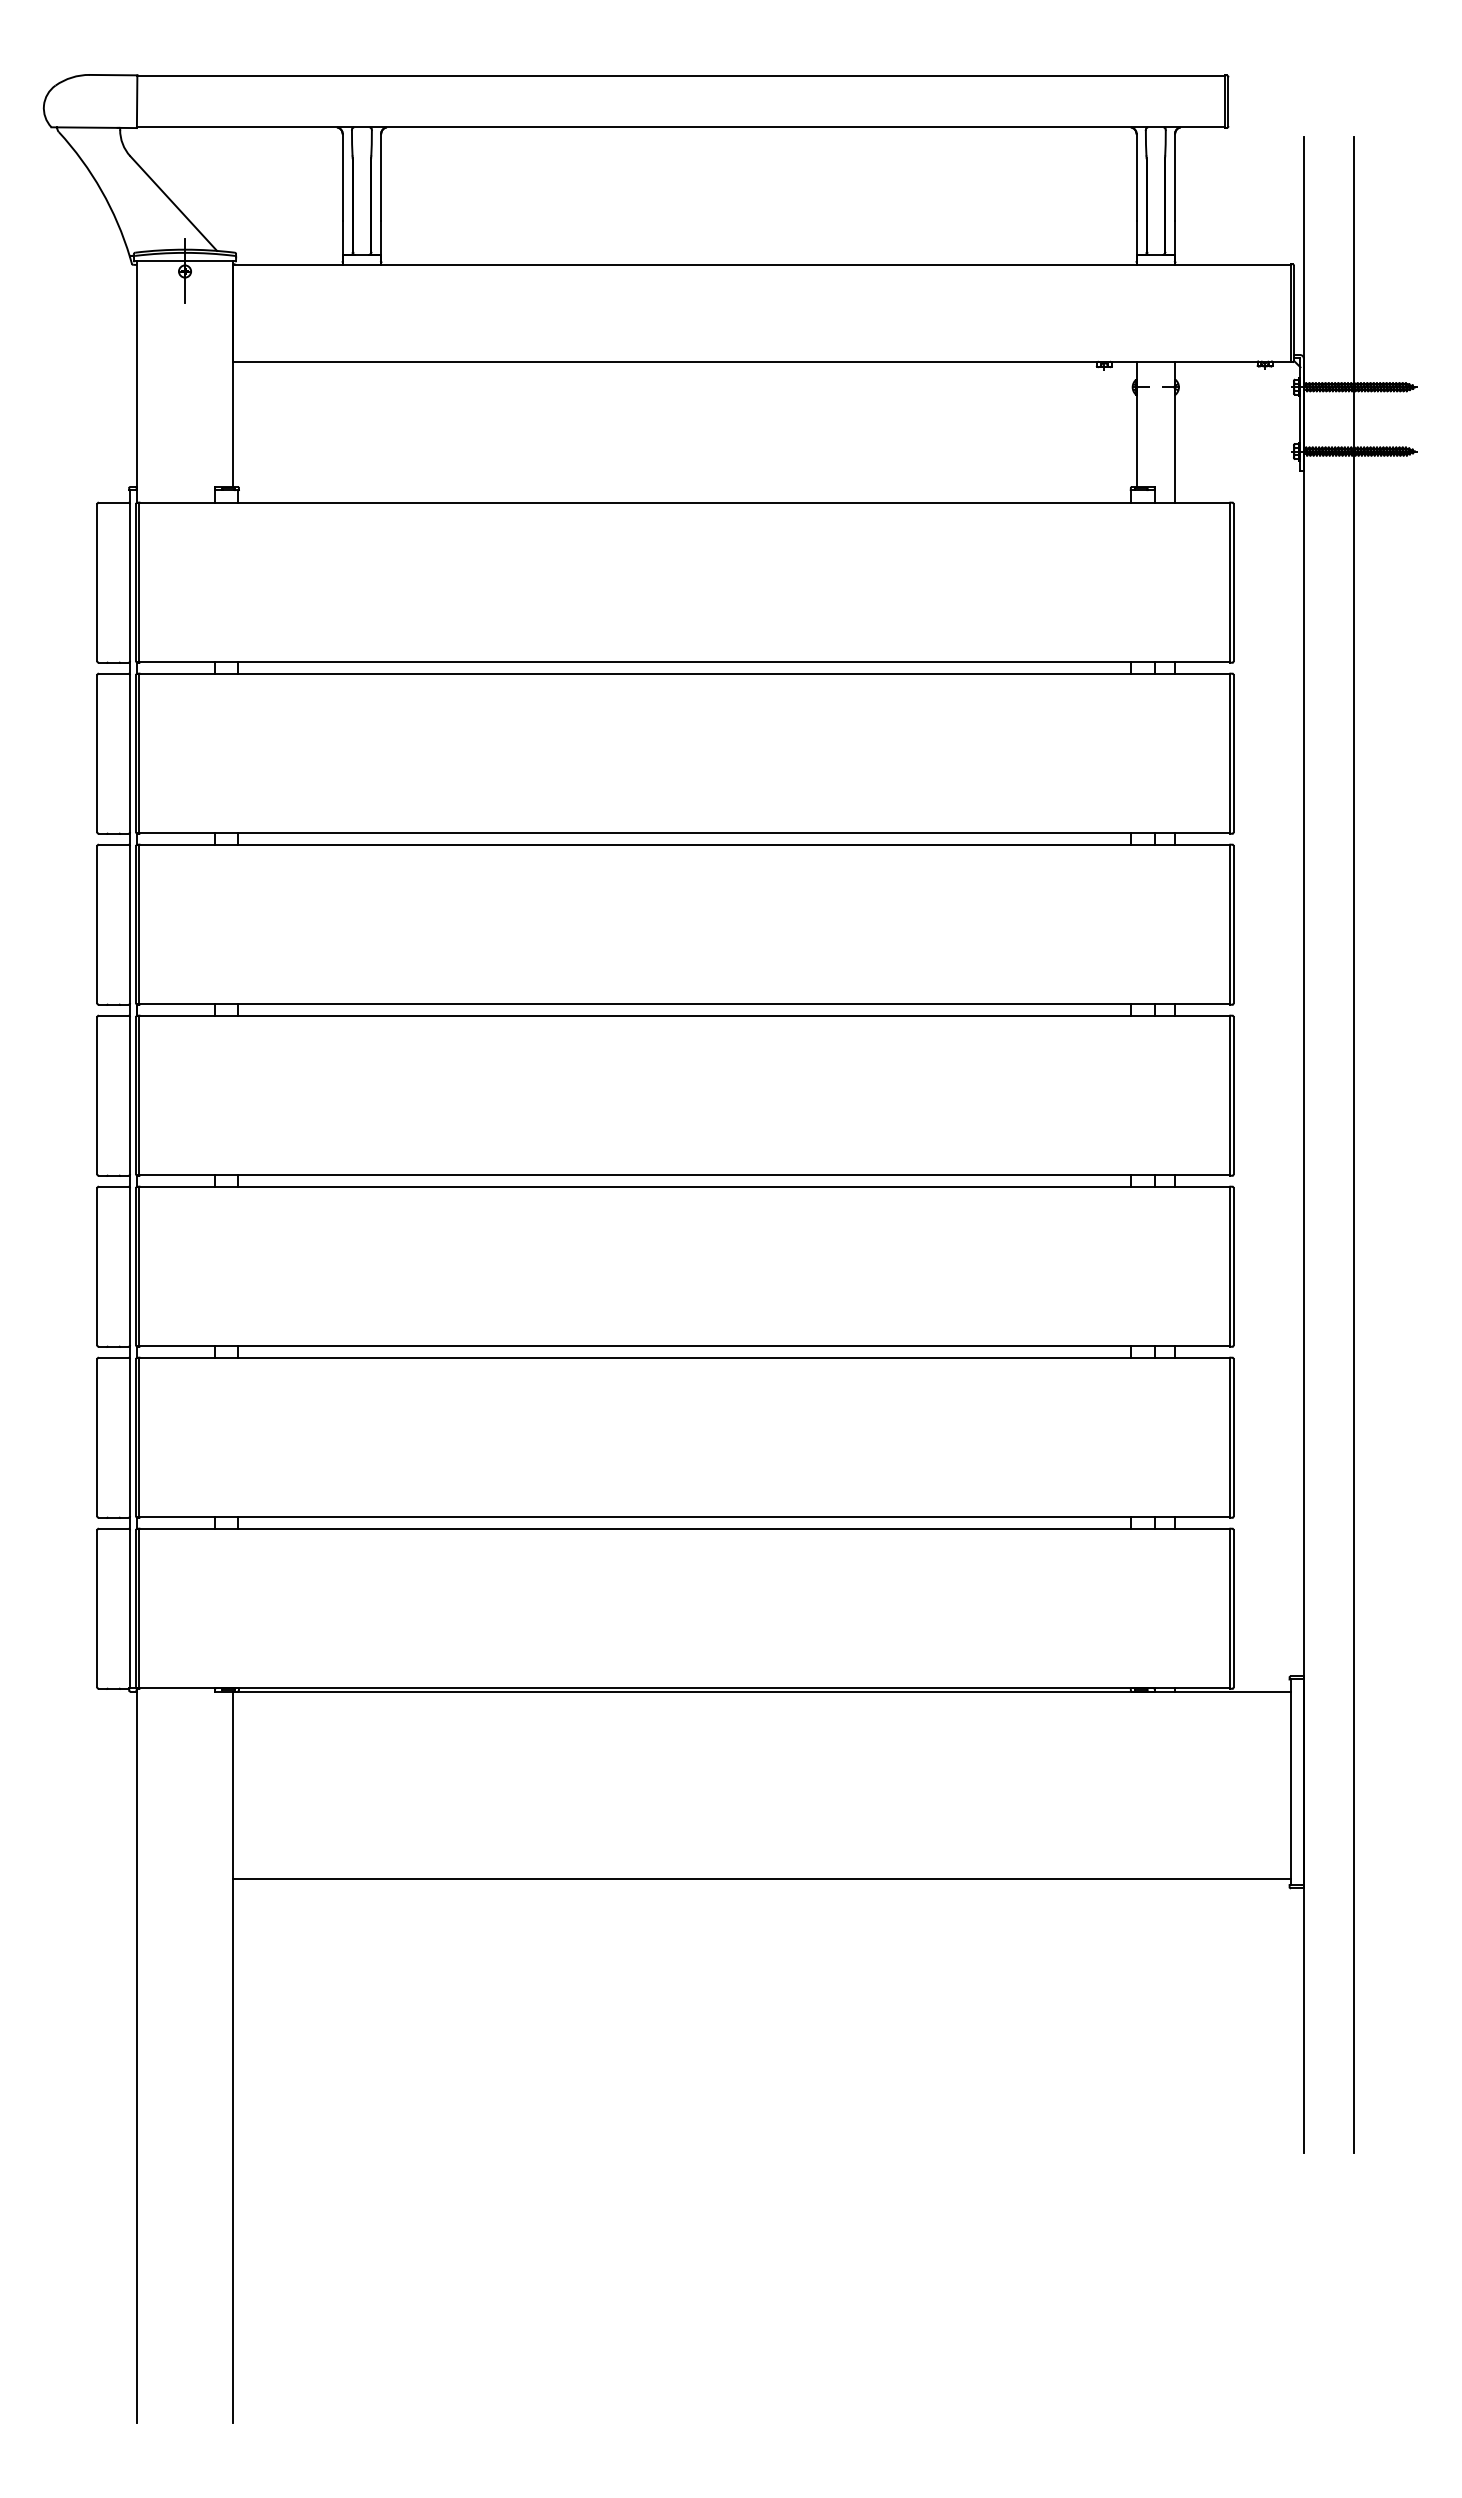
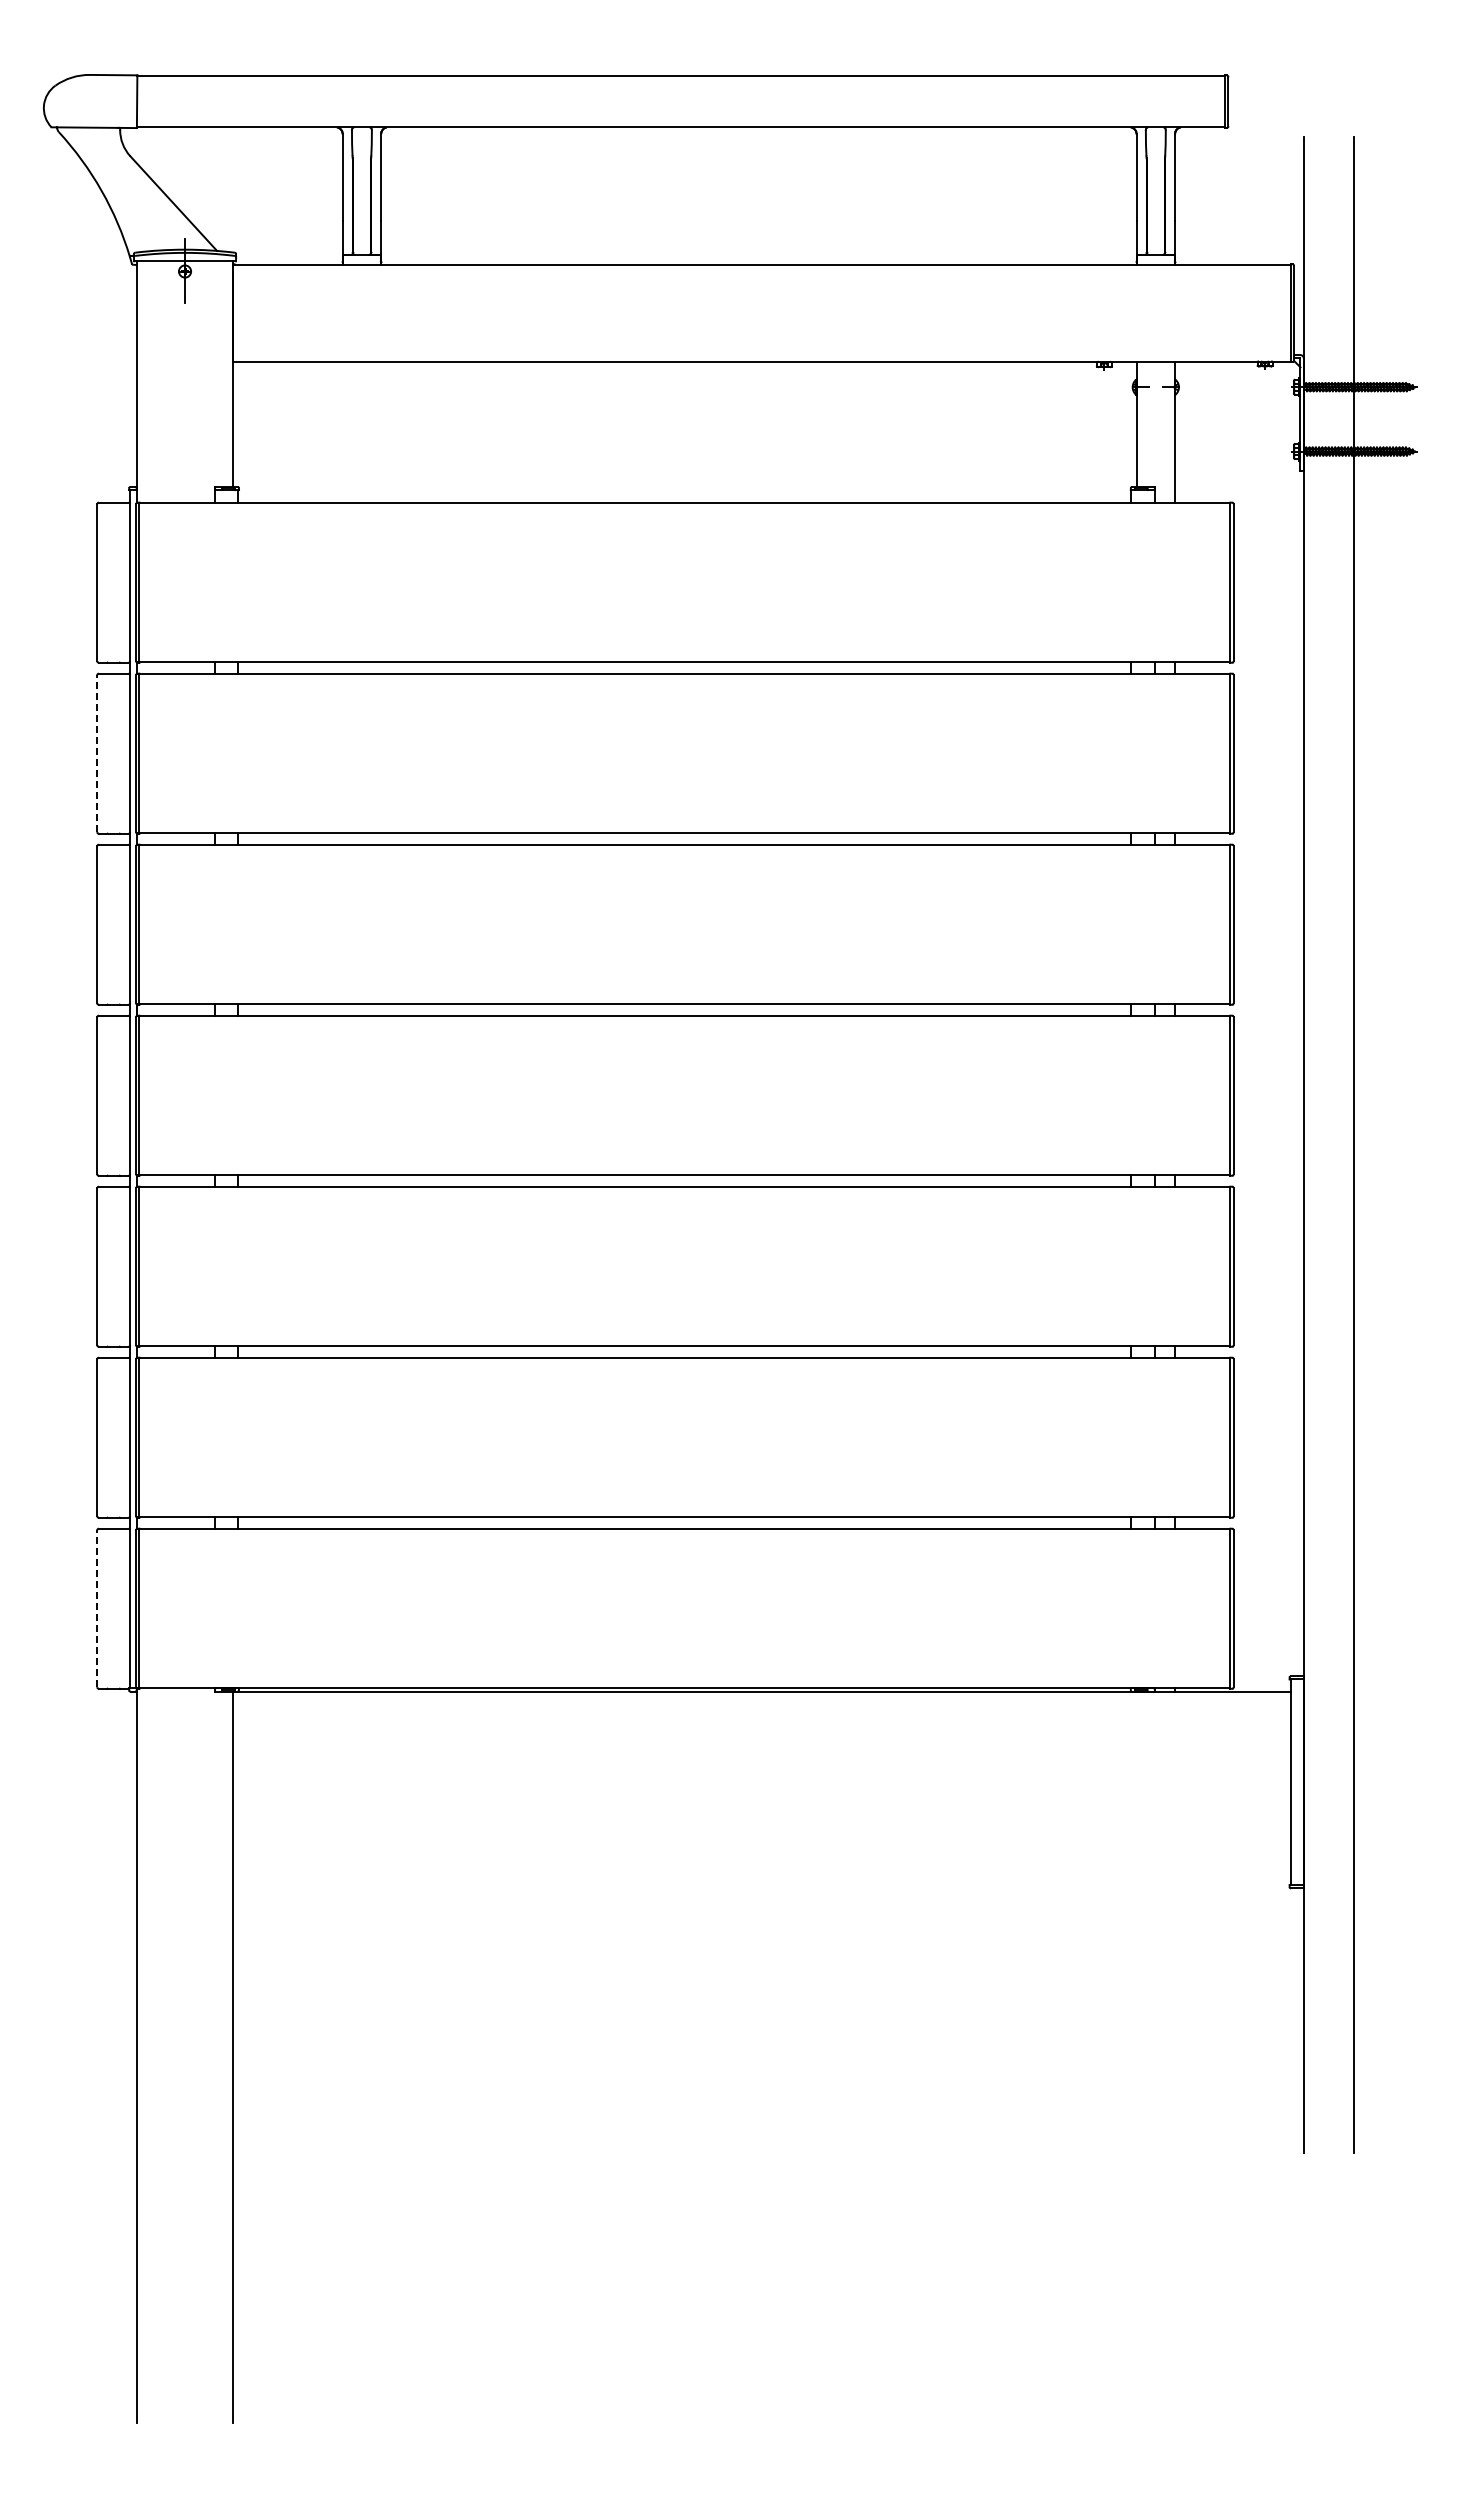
line: solid -> dashed (97, 753)
line: solid -> dashed (97, 1608)
line: present -> none (761, 1878)
